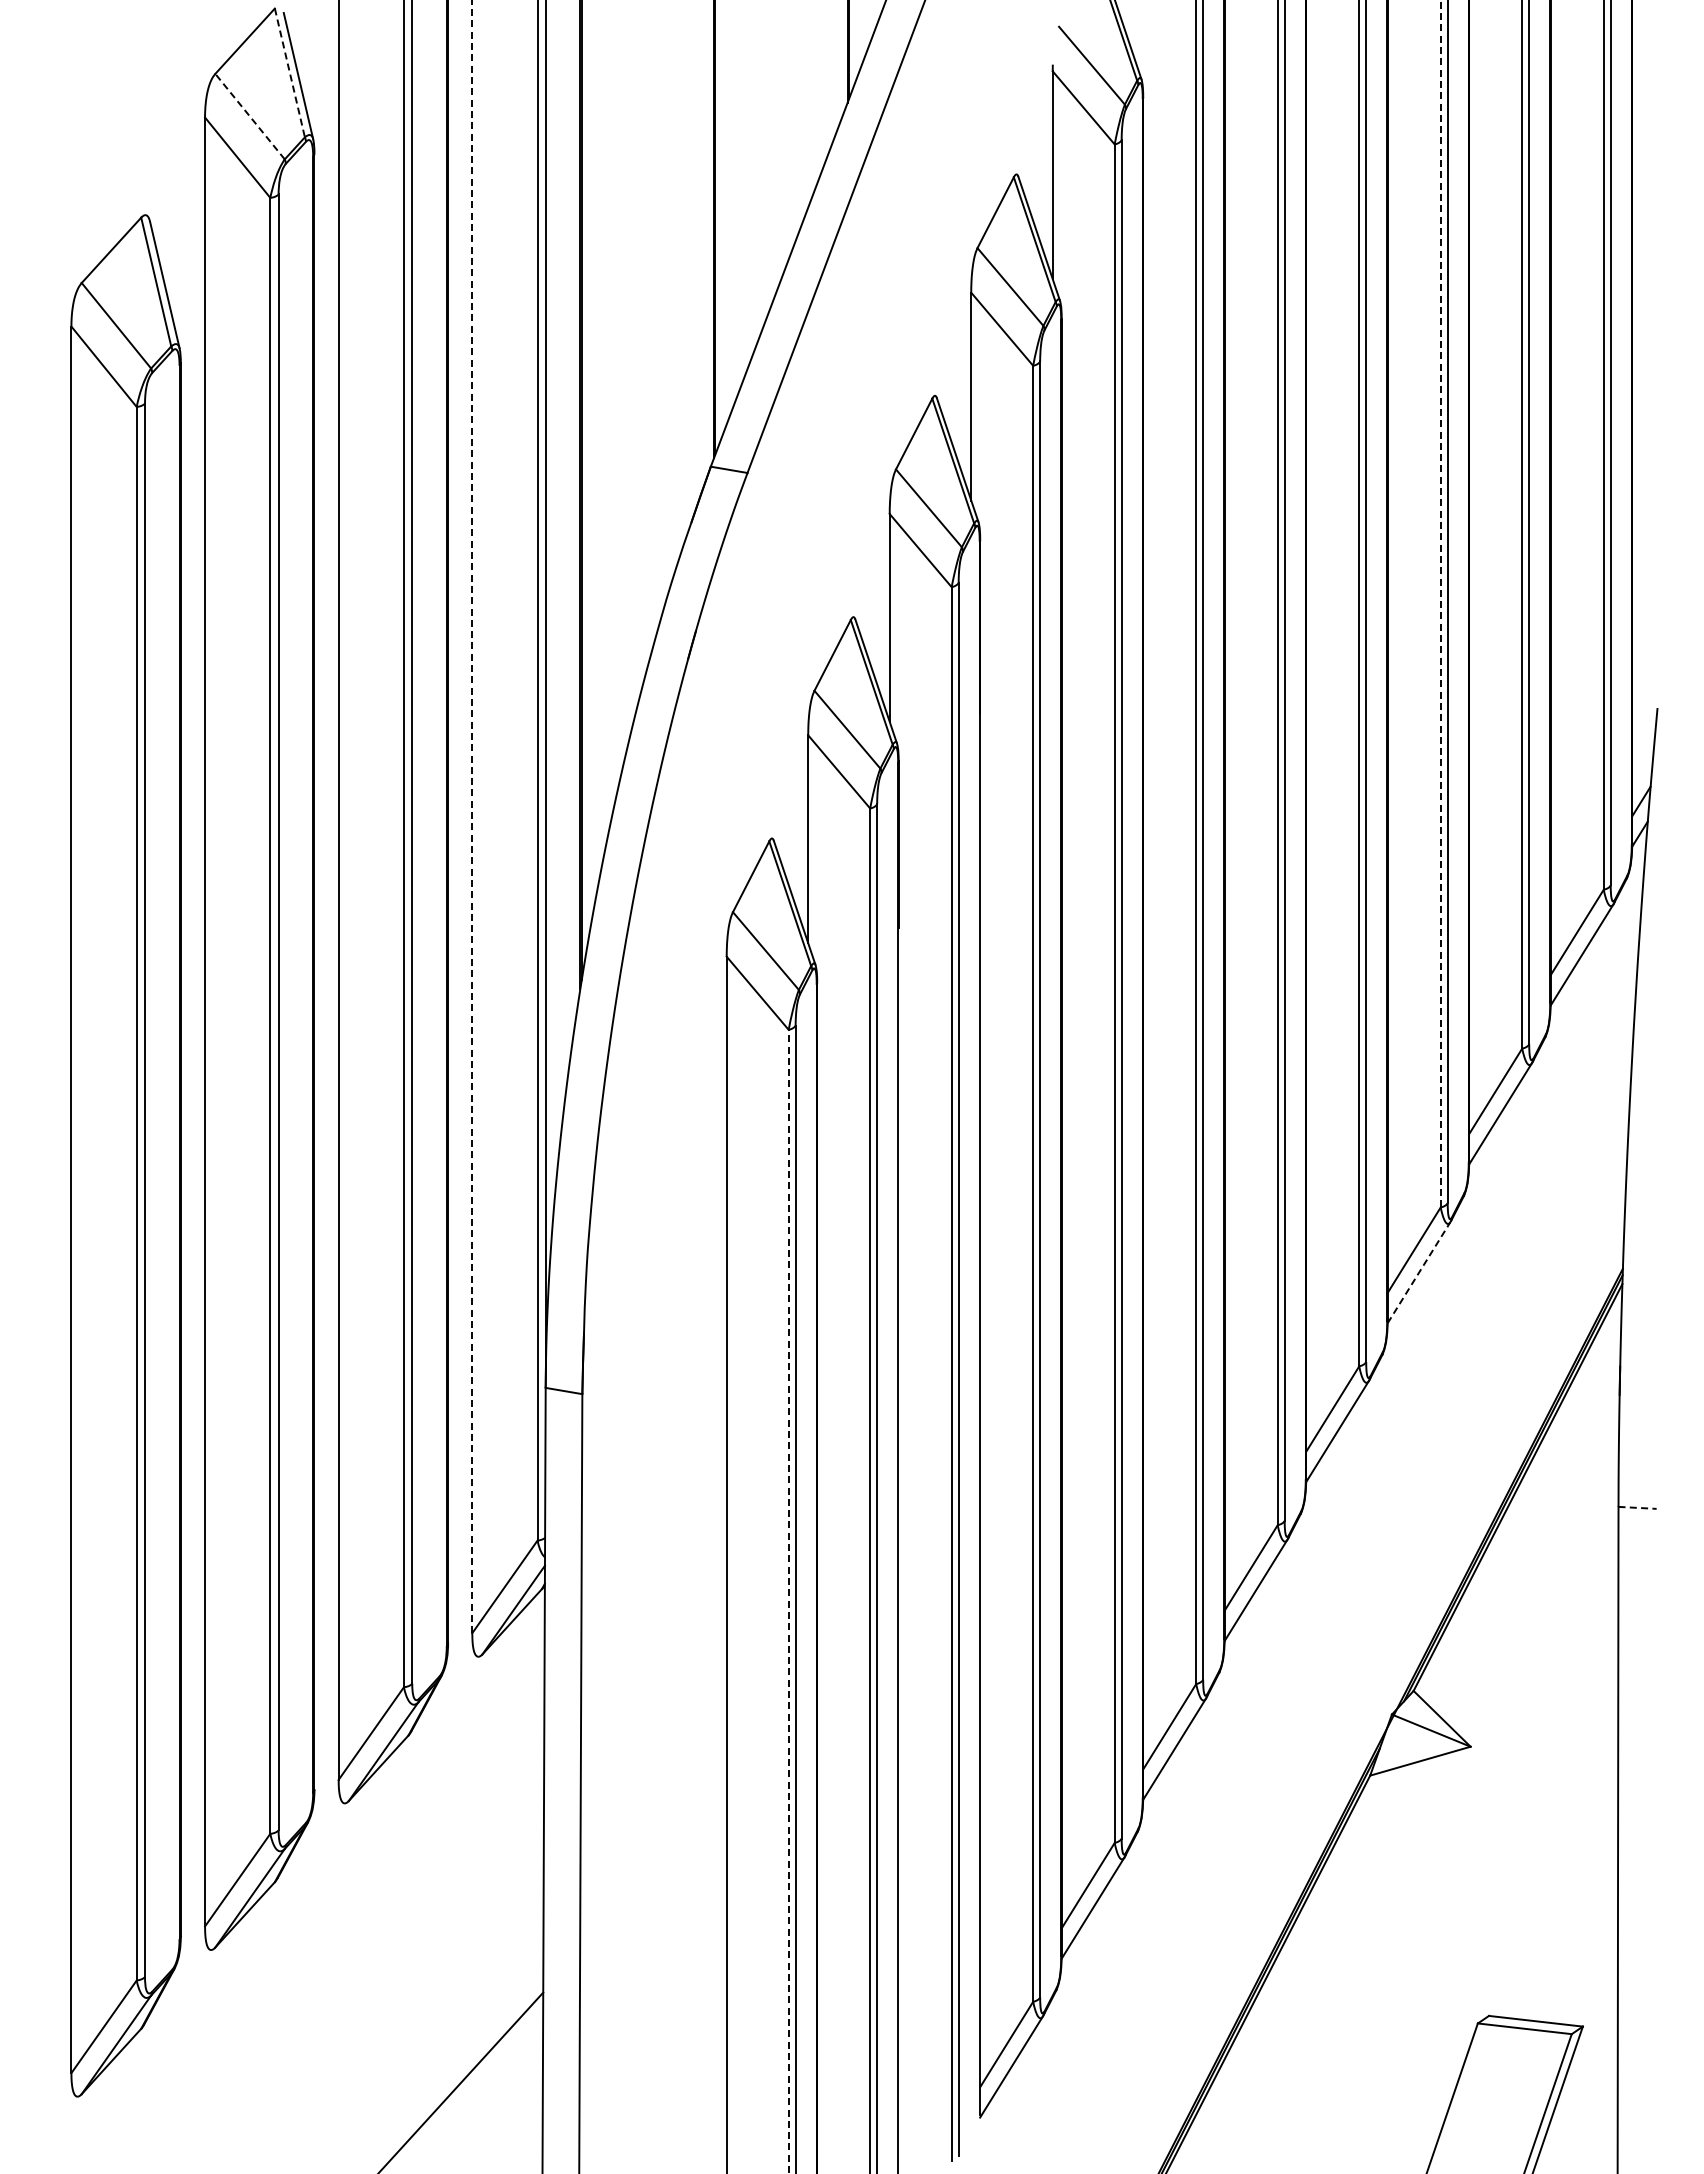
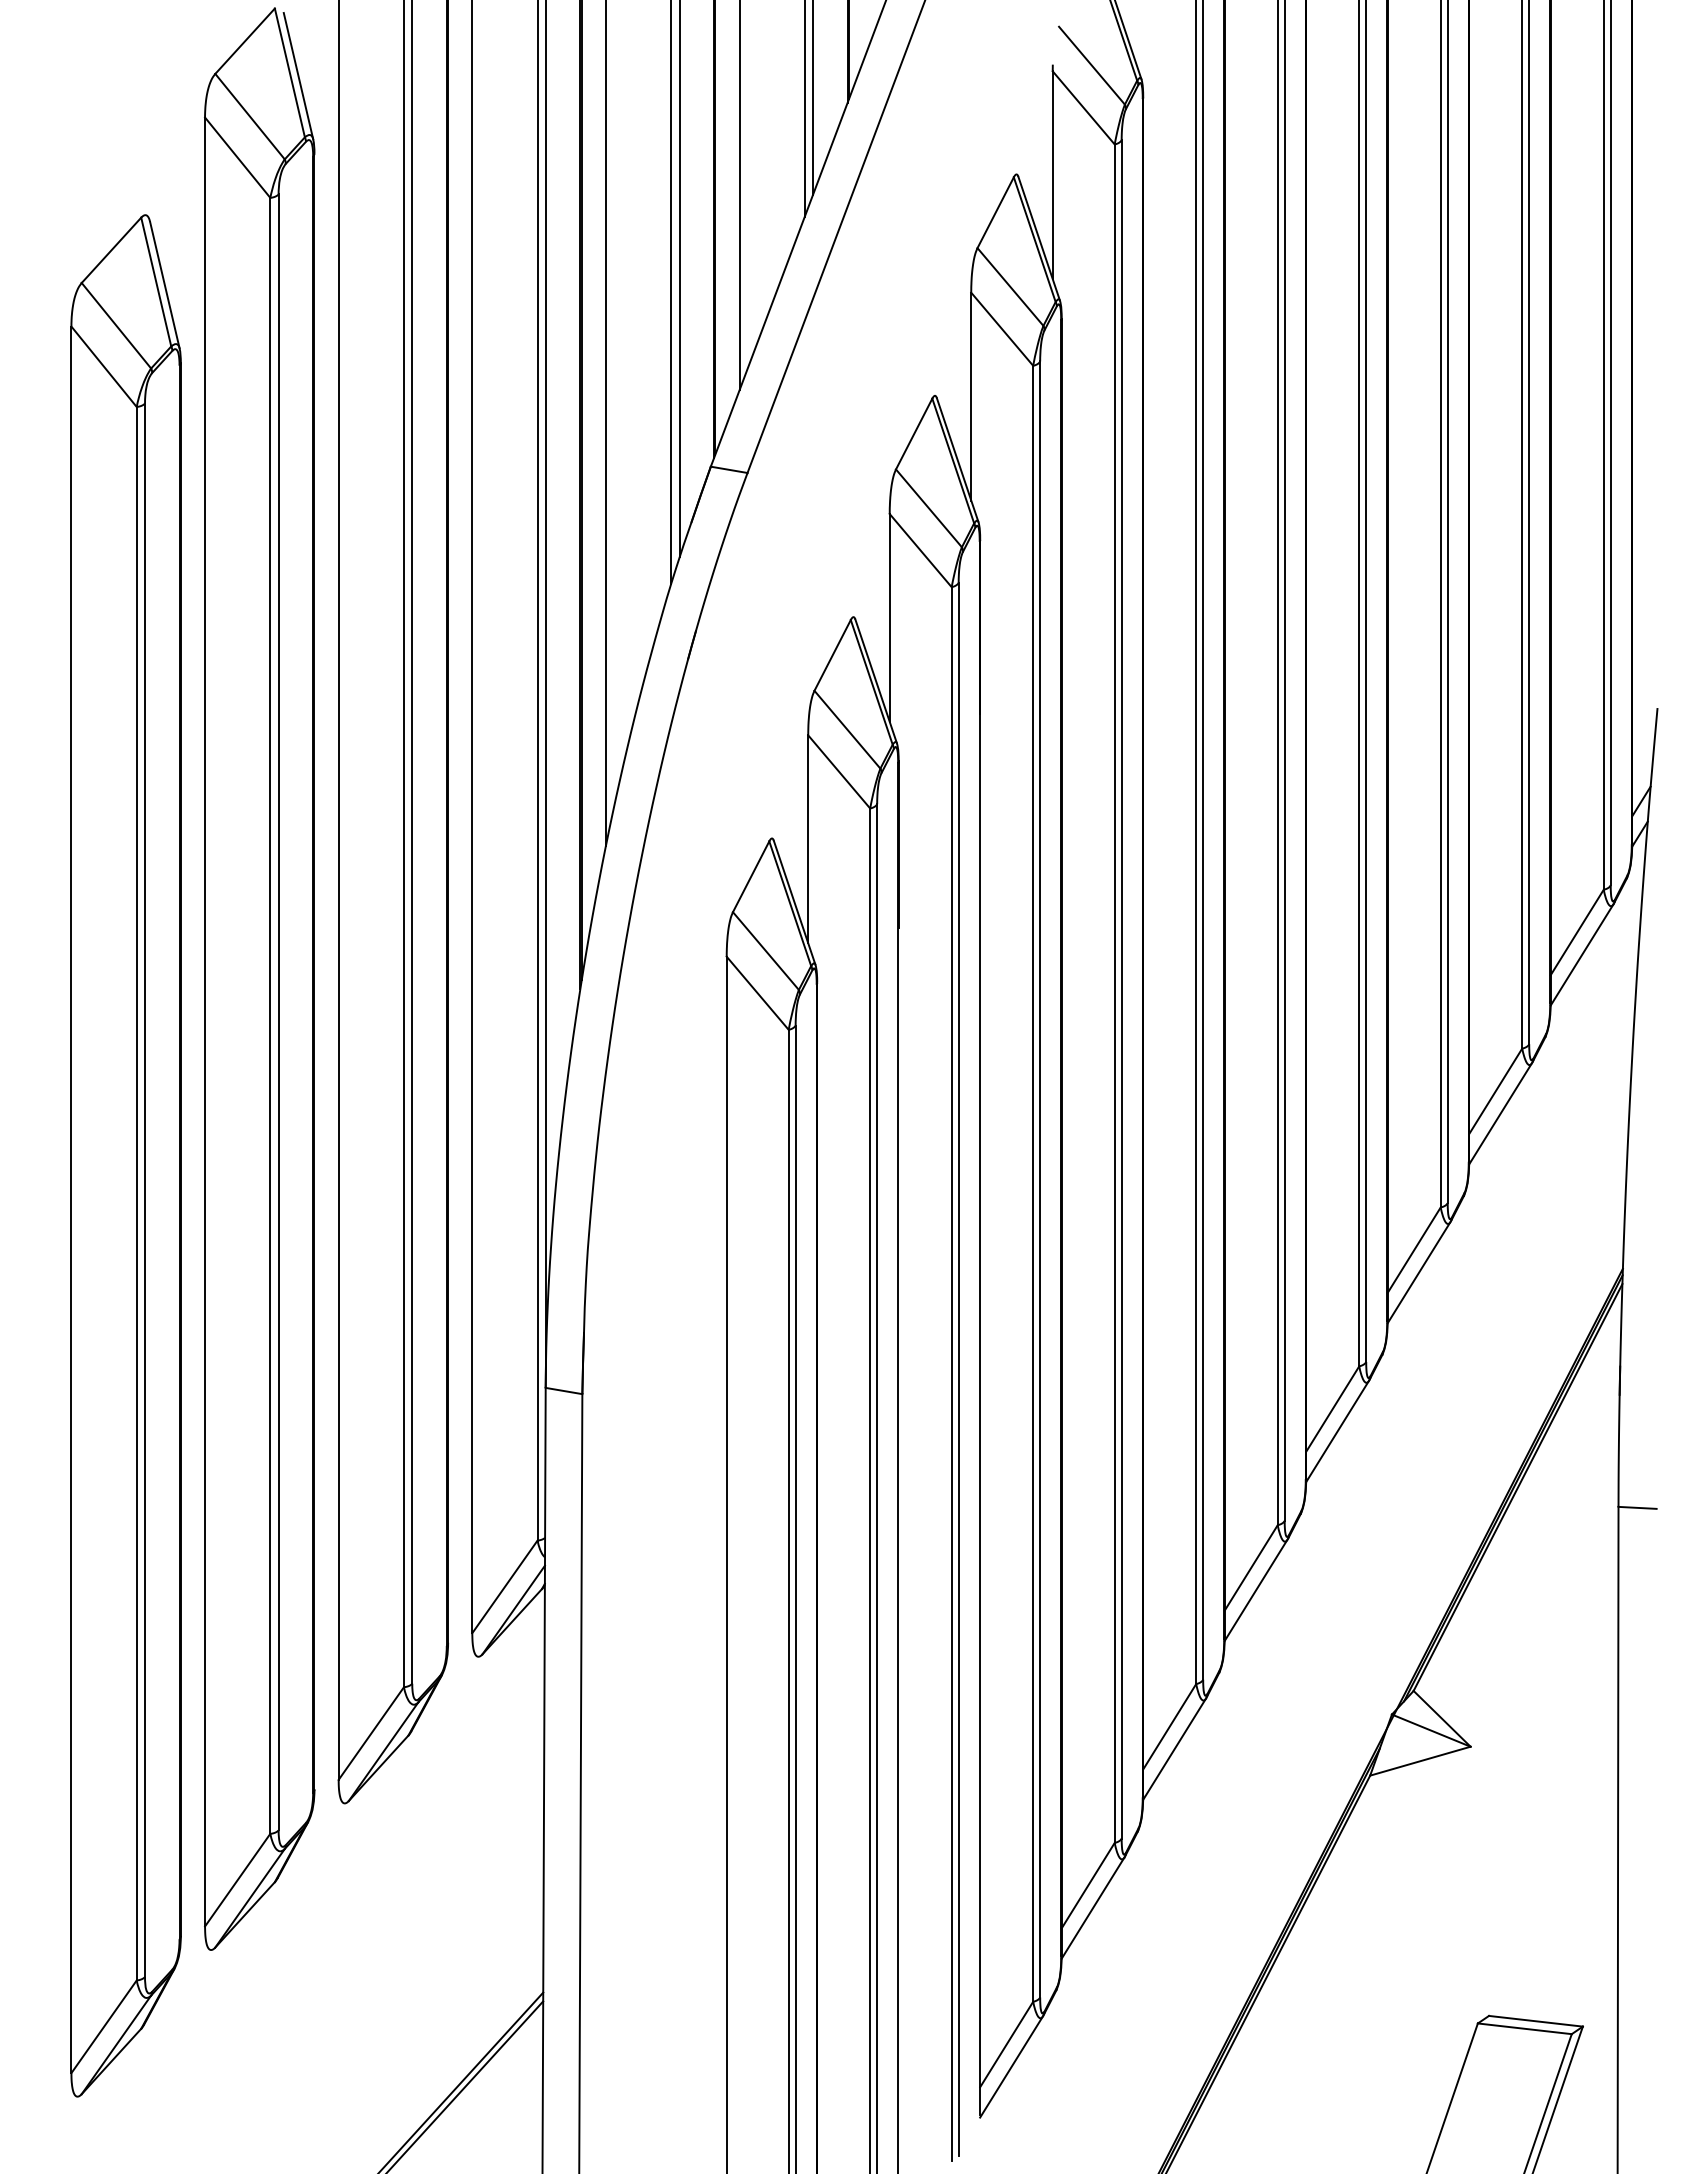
line: dashed -> solid (290, 73)
line: none -> present (813, 98)
line: none -> present (804, 109)
line: dashed -> solid (249, 116)
line: none -> present (739, 196)
line: none -> present (679, 279)
line: none -> present (671, 293)
line: none -> present (605, 424)
line: dashed -> solid (1440, 603)
line: dashed -> solid (472, 816)
line: dashed -> solid (1419, 1272)
line: dashed -> solid (1638, 1507)
line: dashed -> solid (788, 1601)
line: none -> present (465, 2085)
